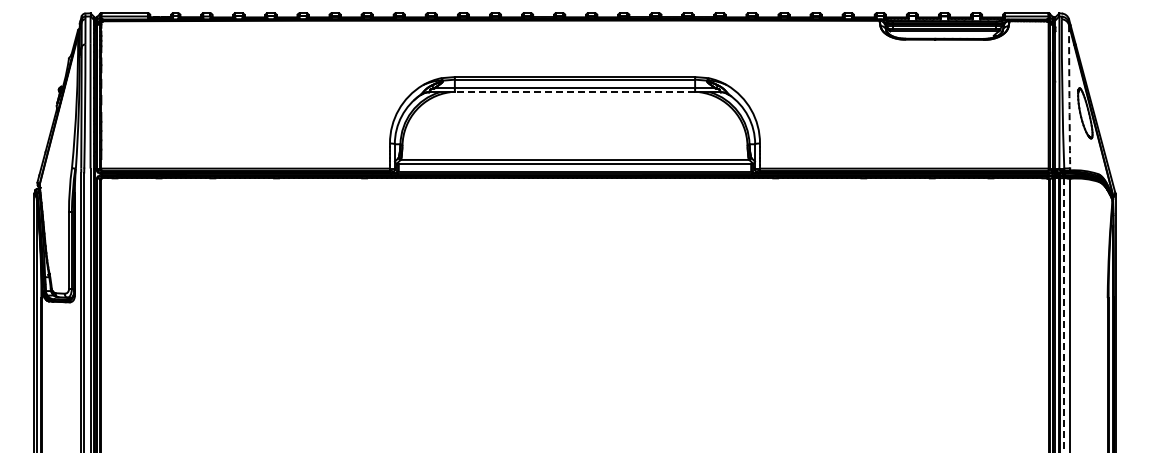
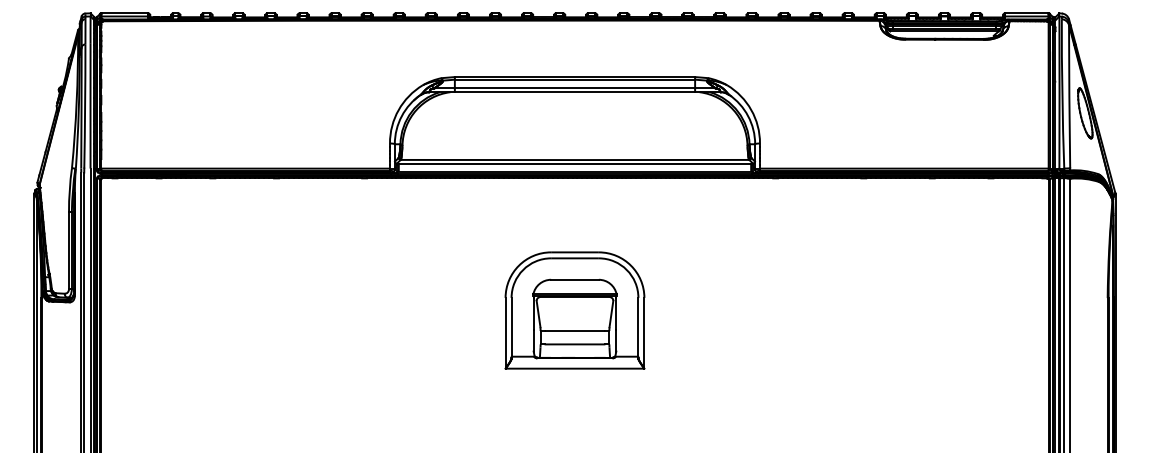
line: dashed -> solid (574, 92)
arc: dashed -> solid (1069, 96)
part: none -> present (574, 310)
line: dashed -> solid (1064, 316)
